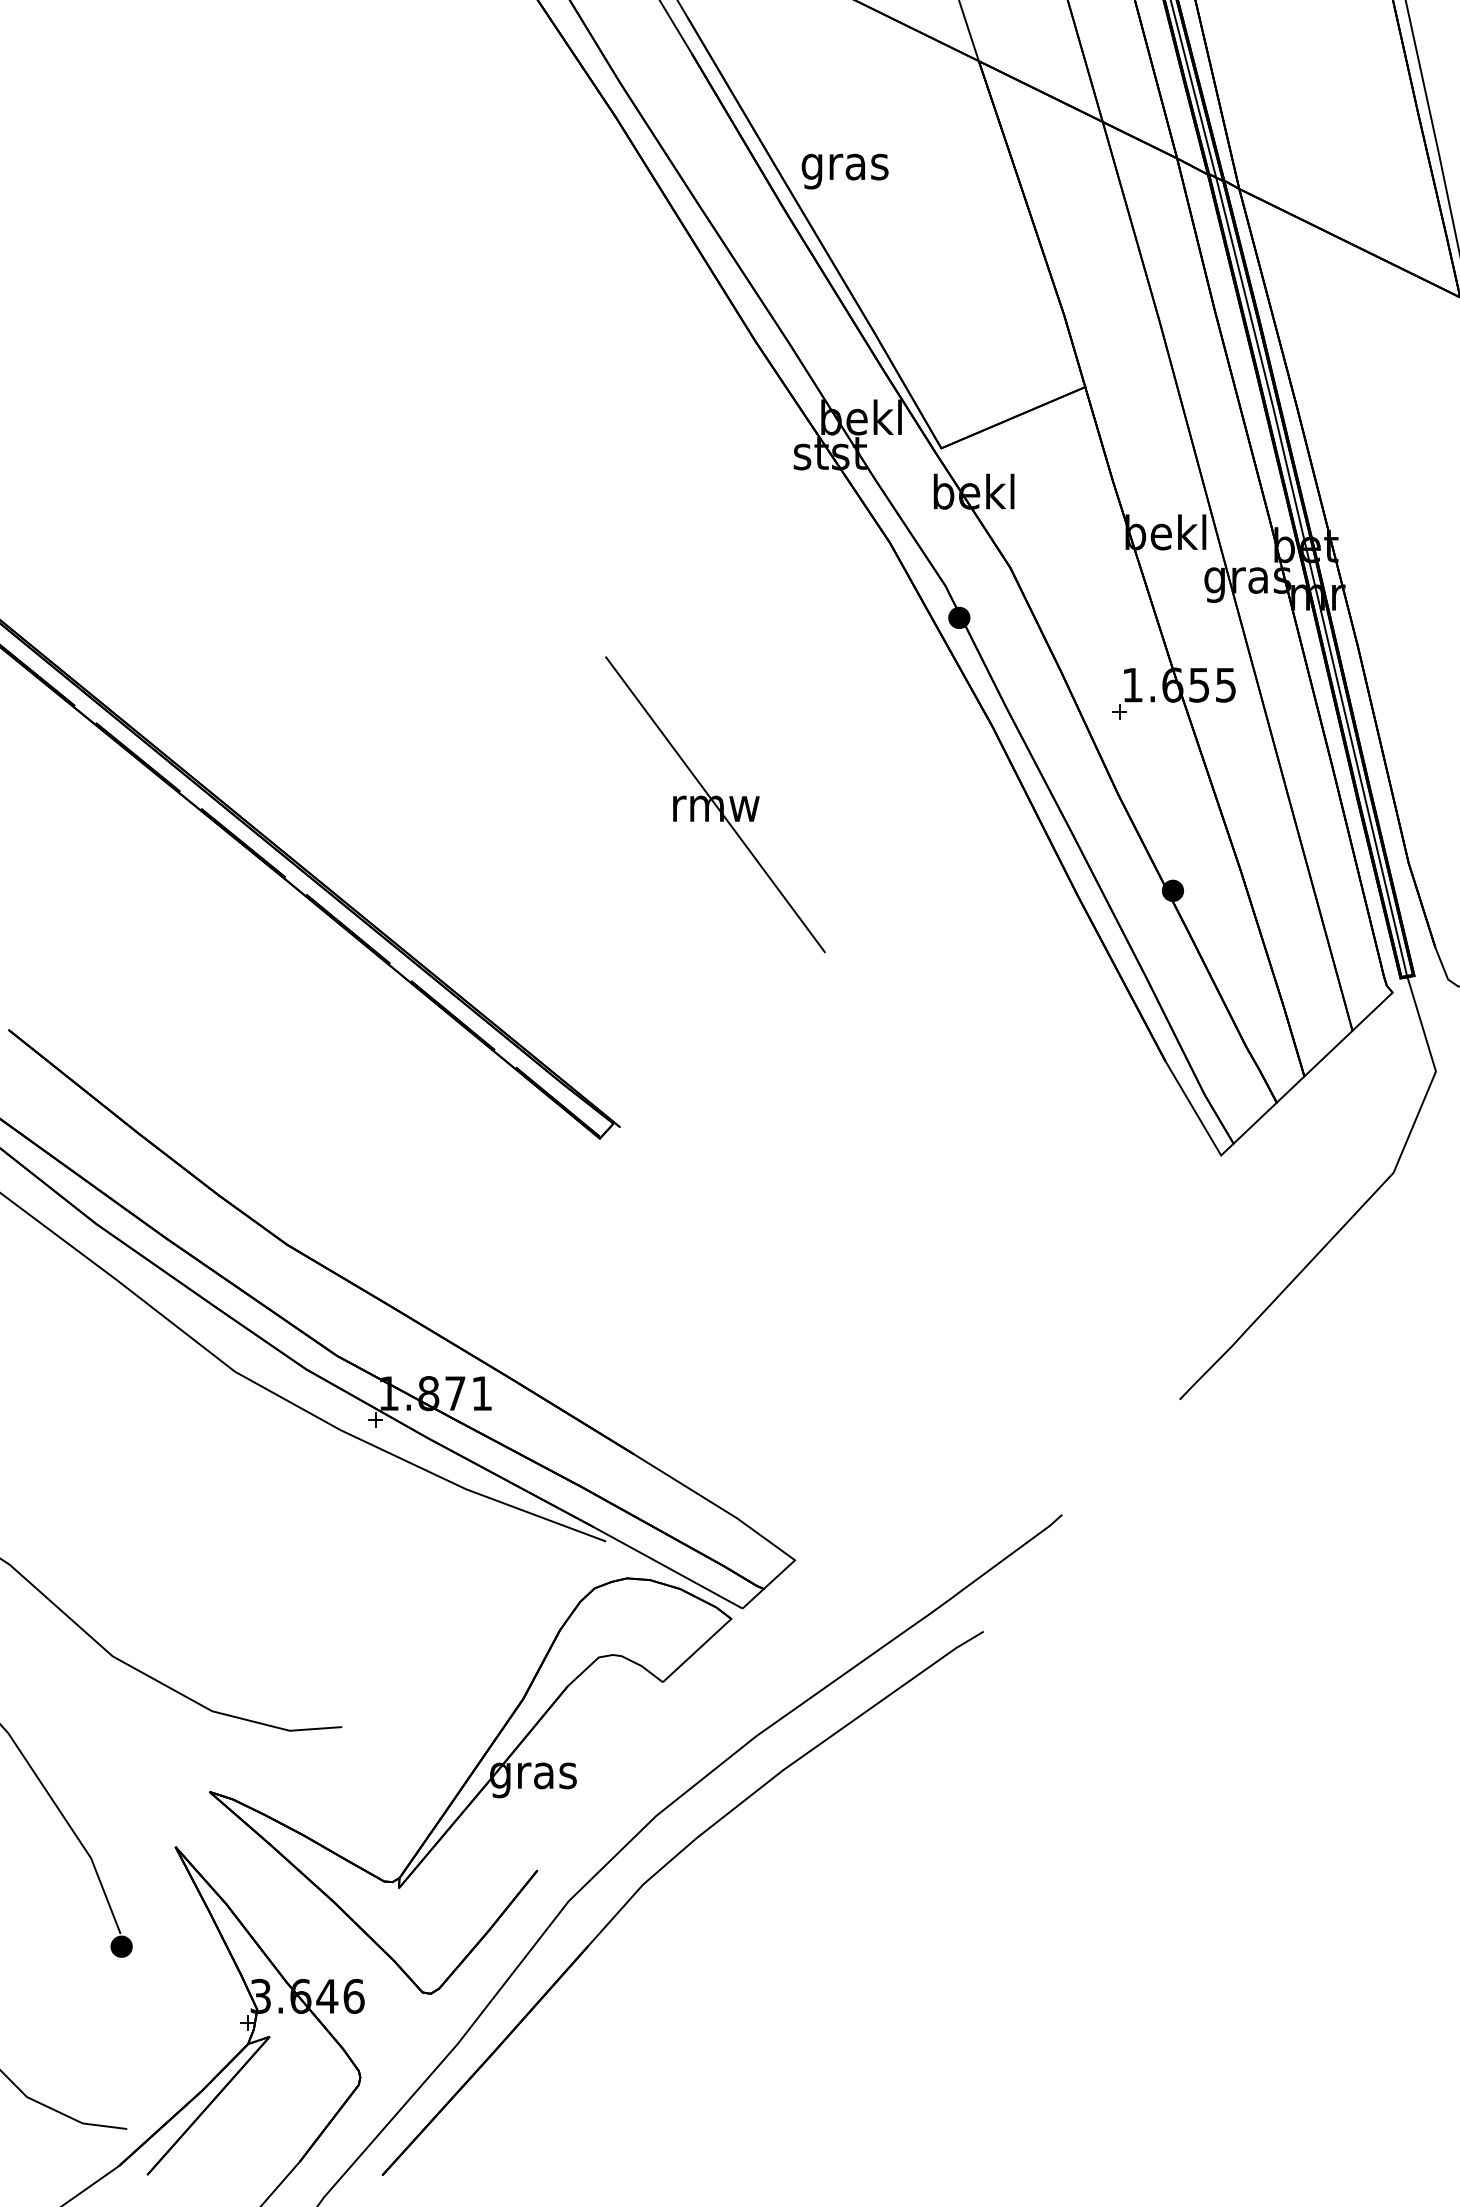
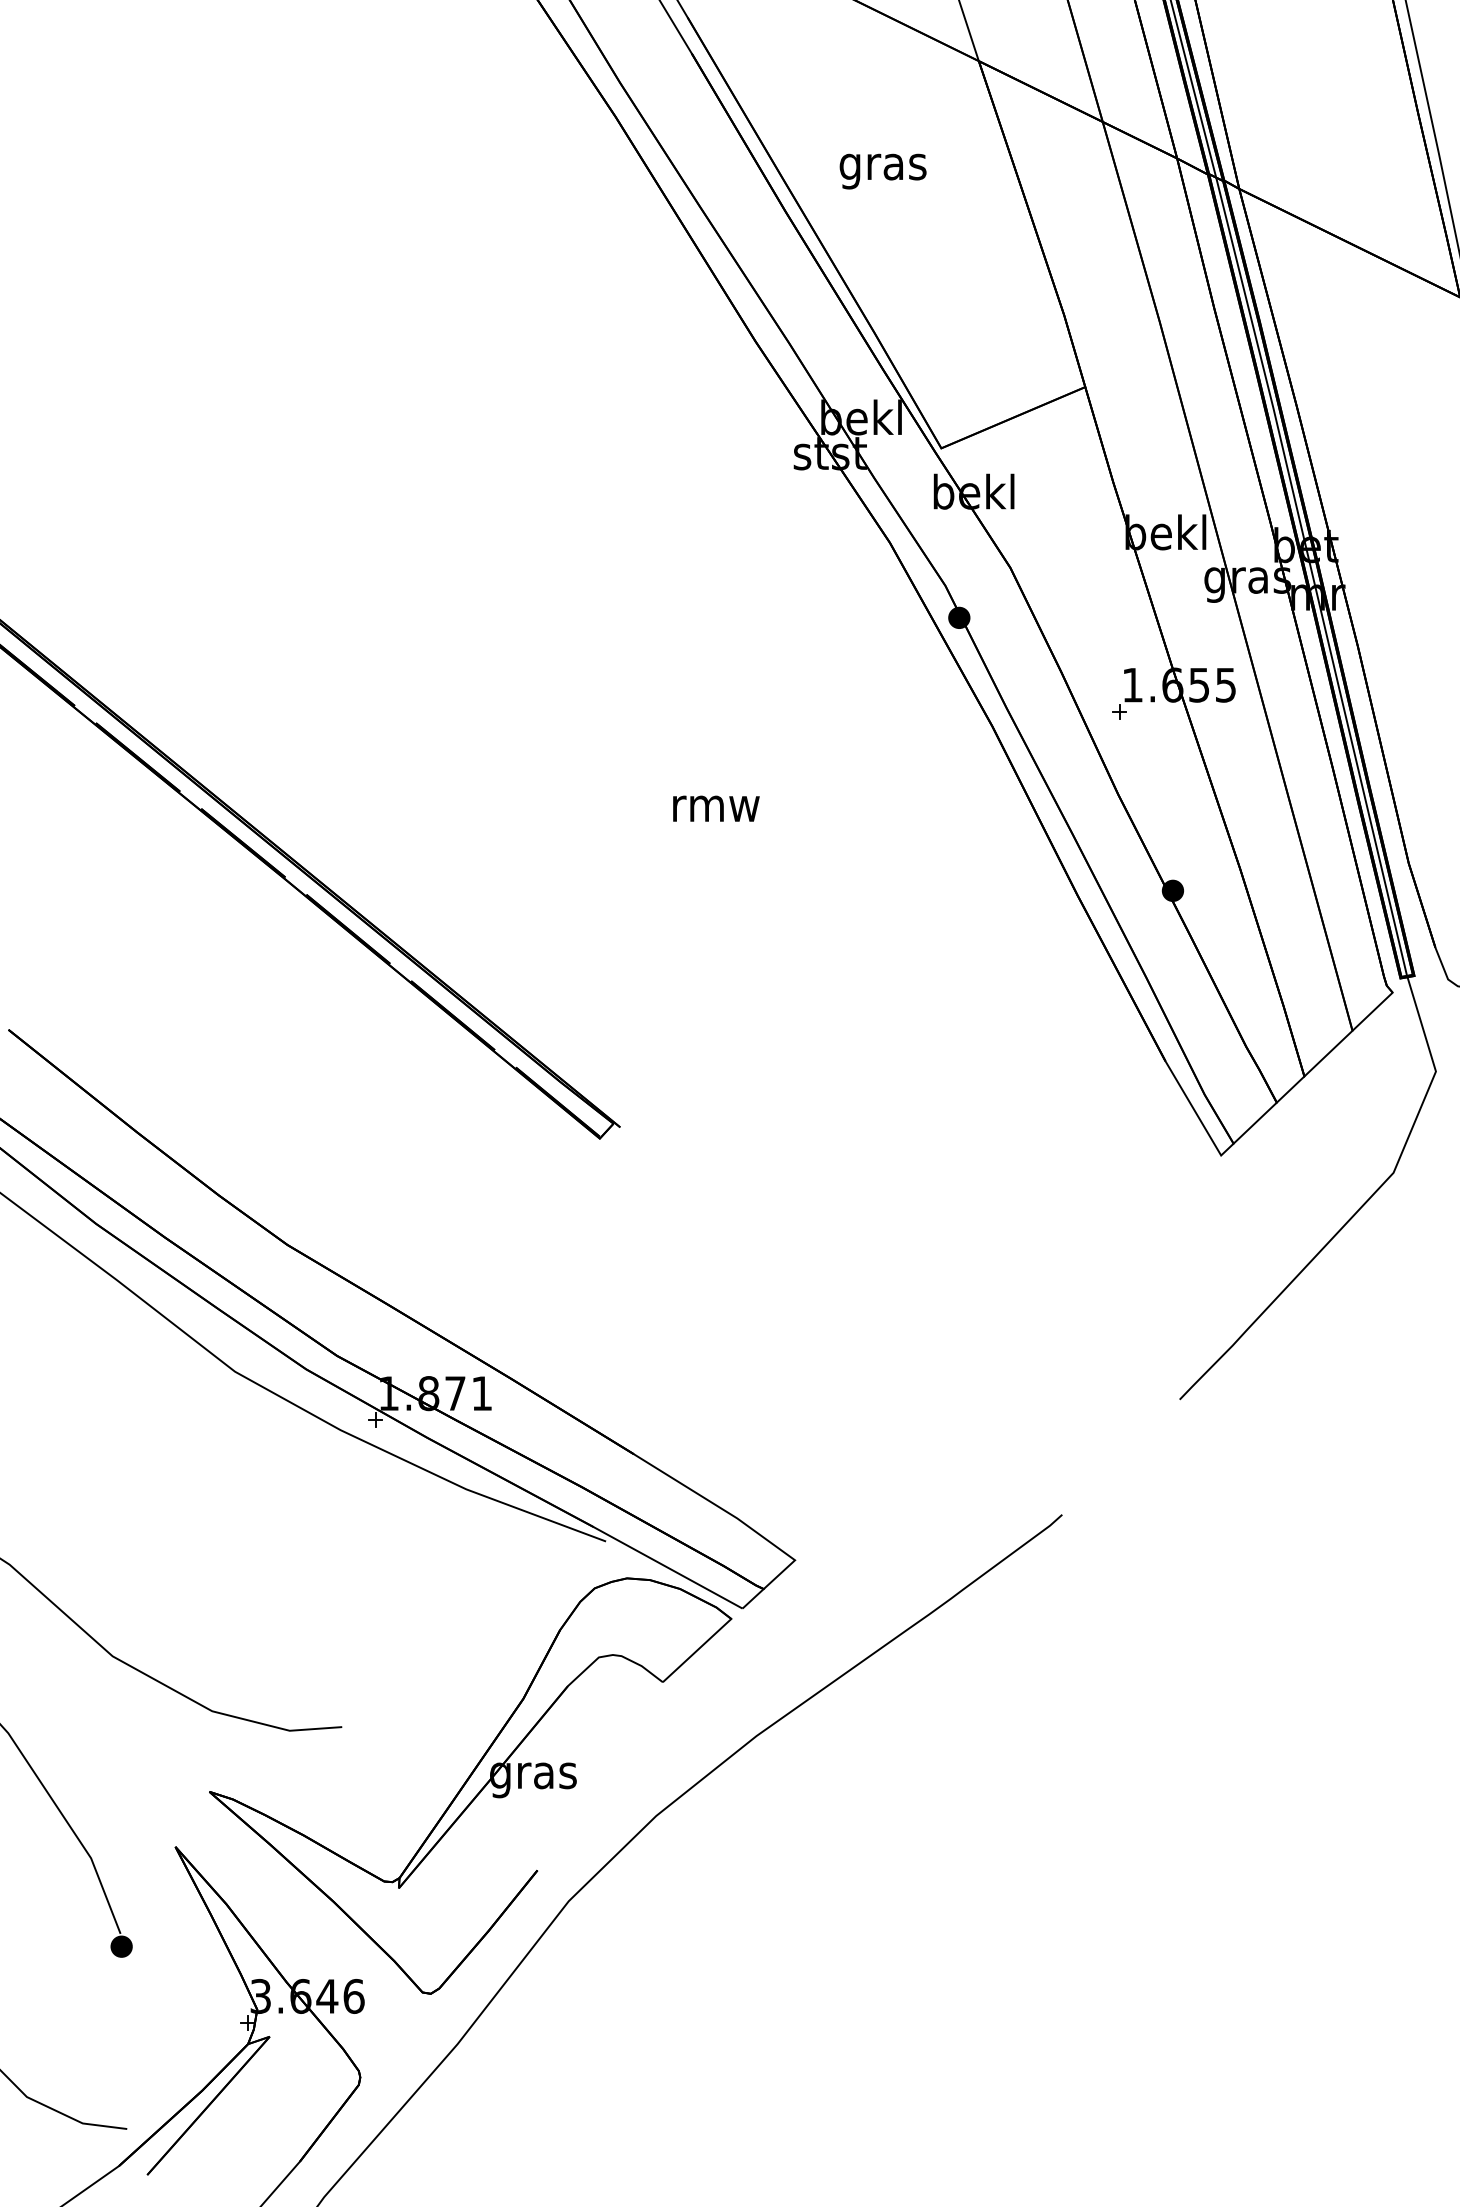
text position: (844, 171) -> (882, 171) (882, 171)
line: present -> none (715, 804)
part: present -> none (655, 1875)
